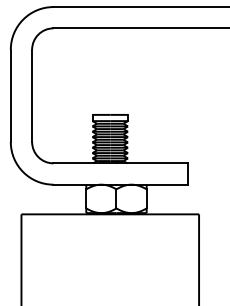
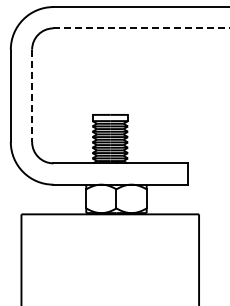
line: solid -> dashed (141, 28)
line: solid -> dashed (32, 96)
